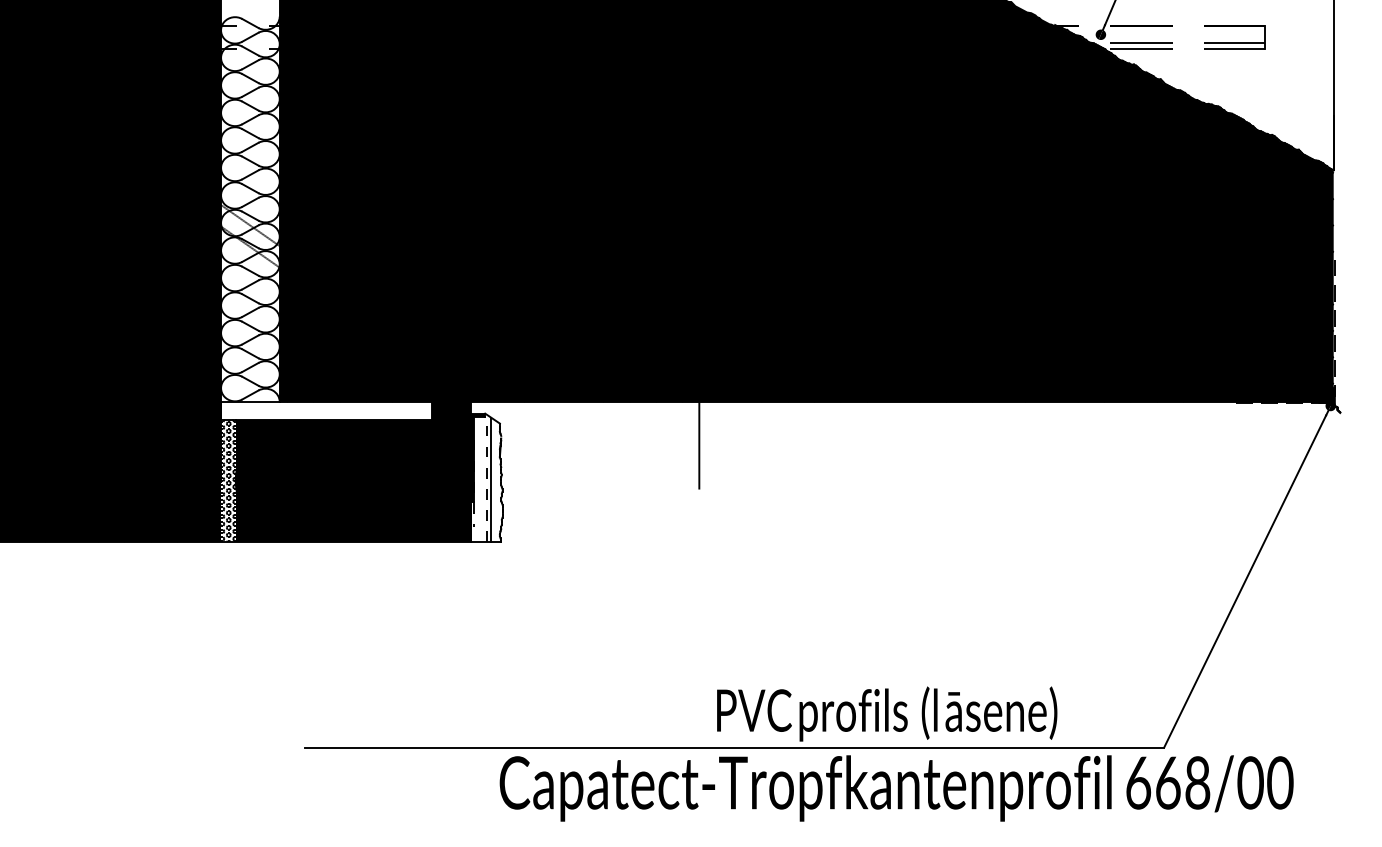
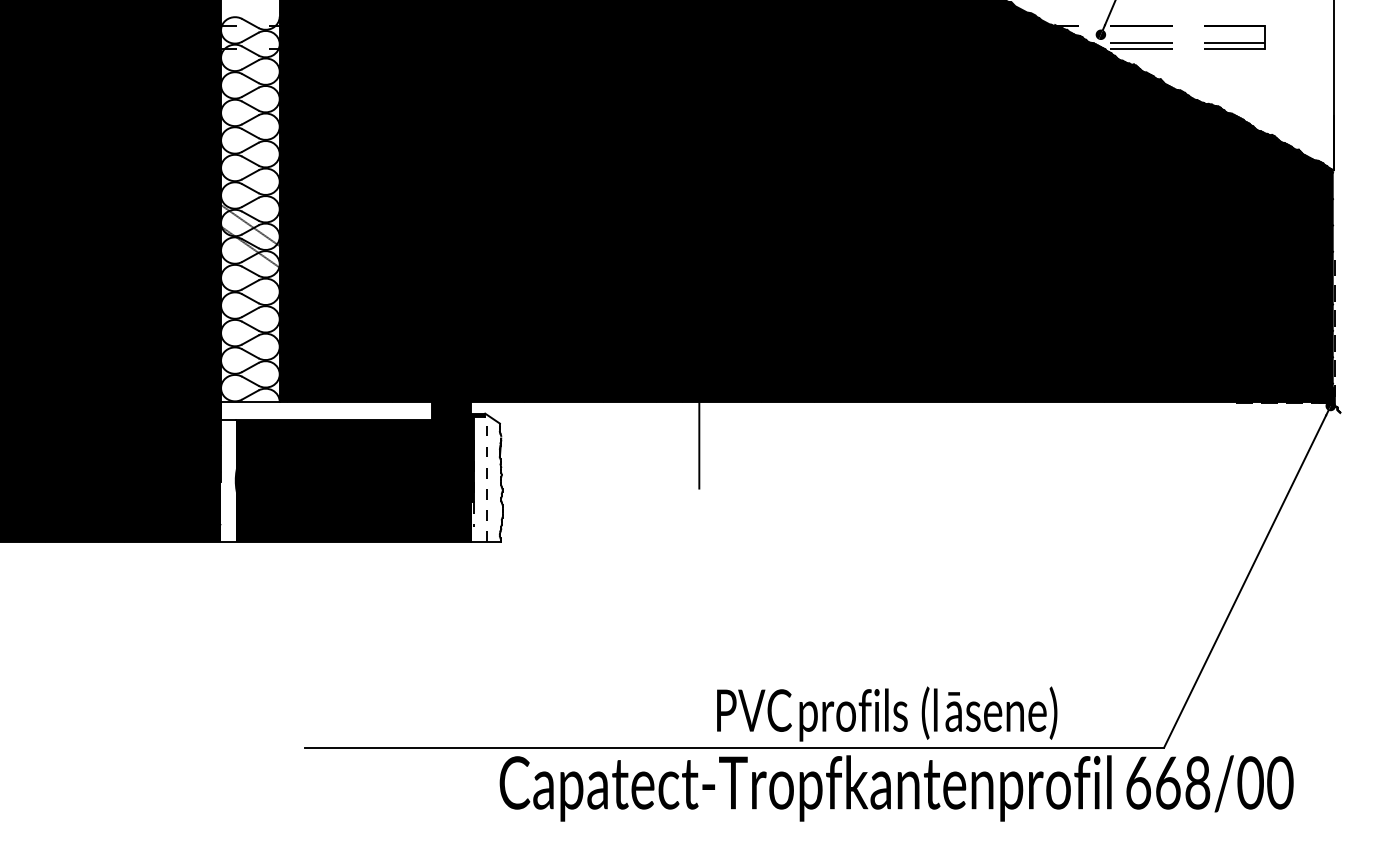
line: present -> none (491, 479)
hatch: present -> none (228, 480)
